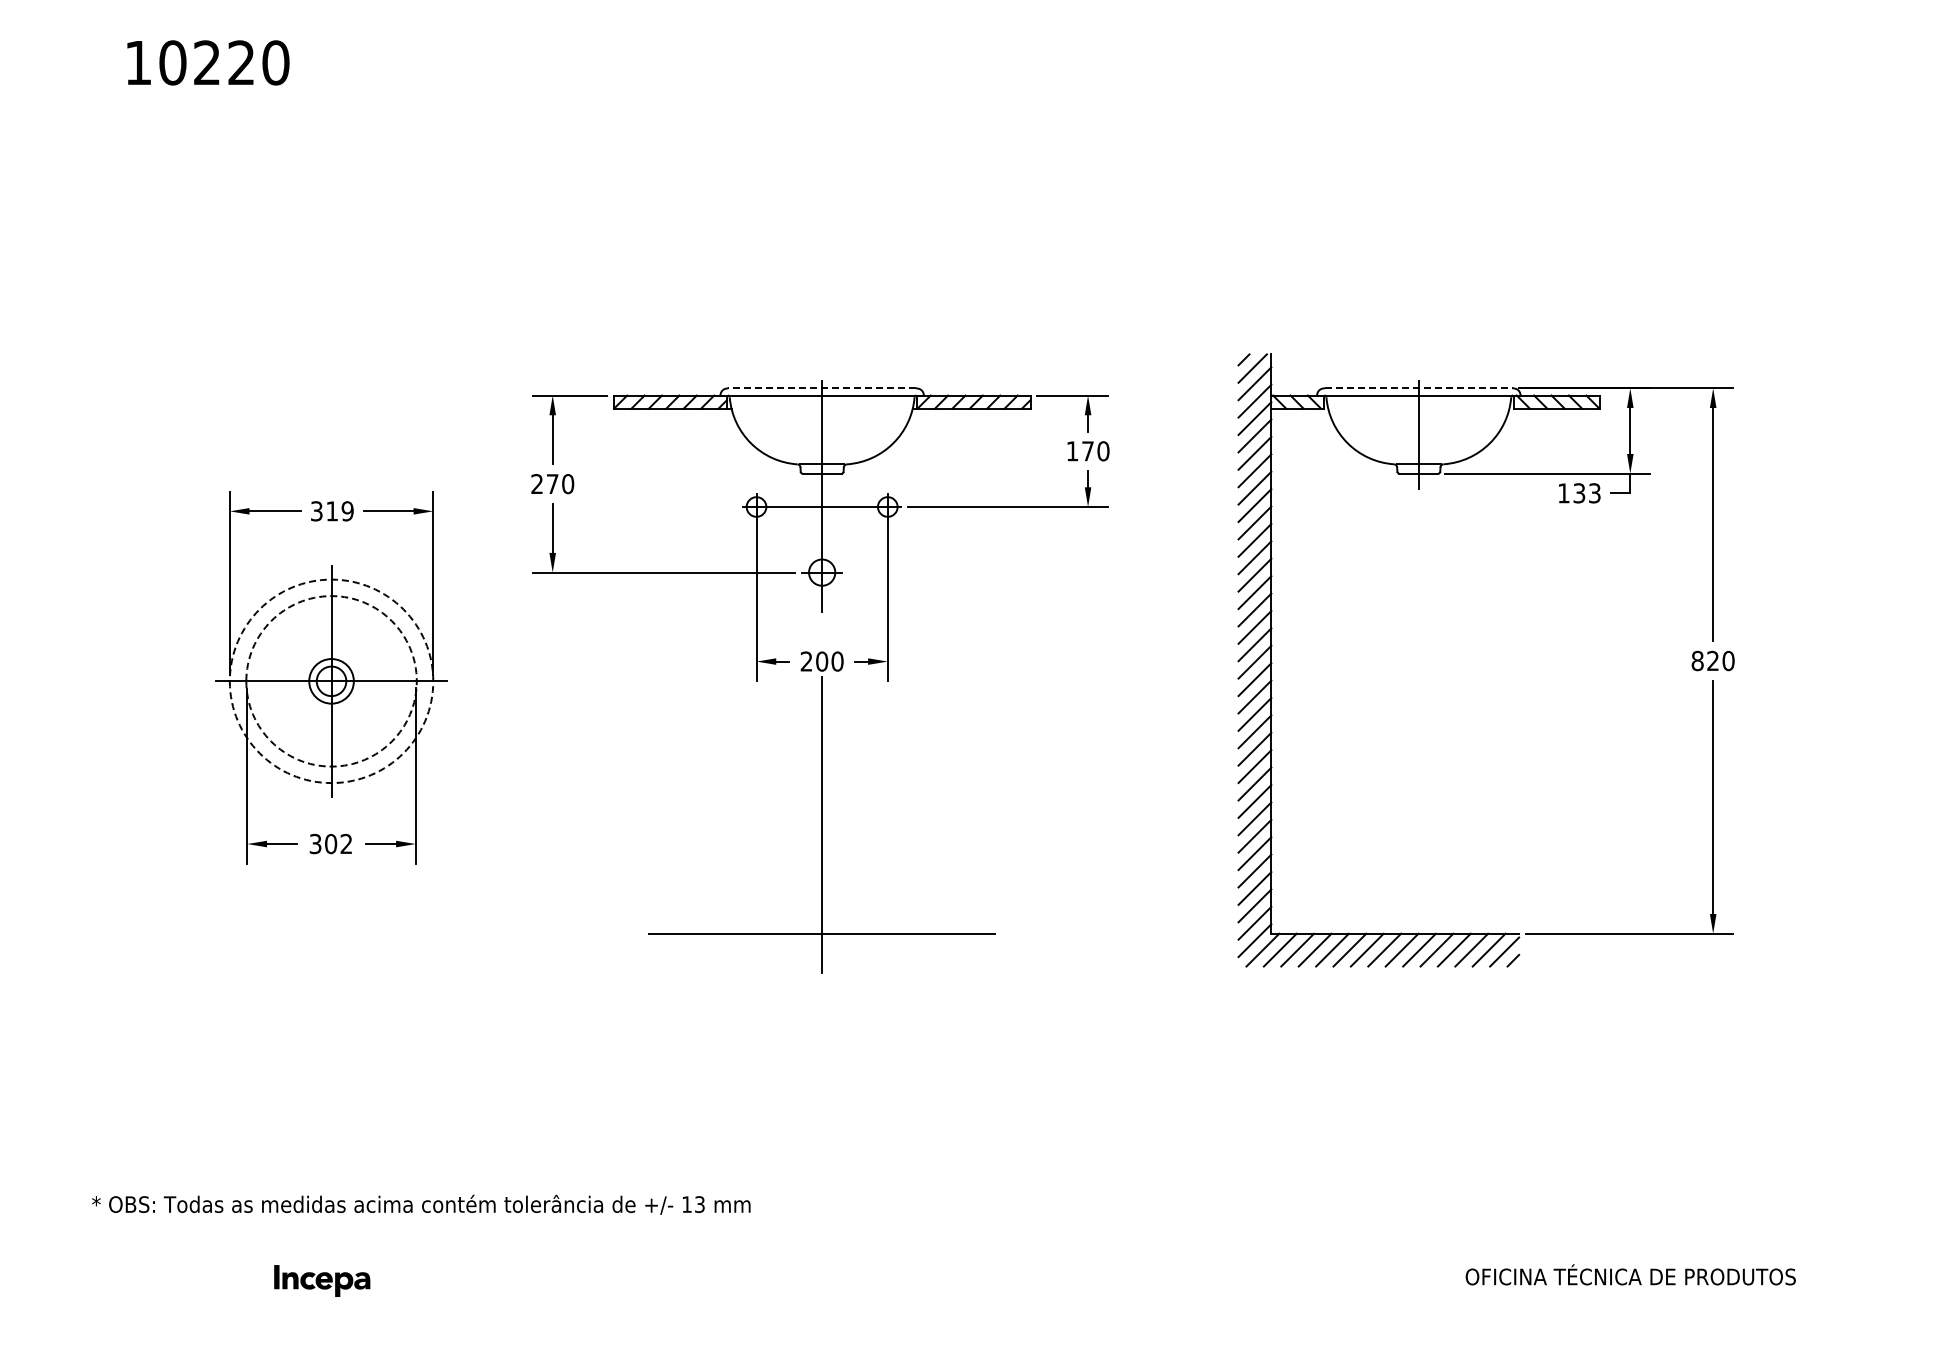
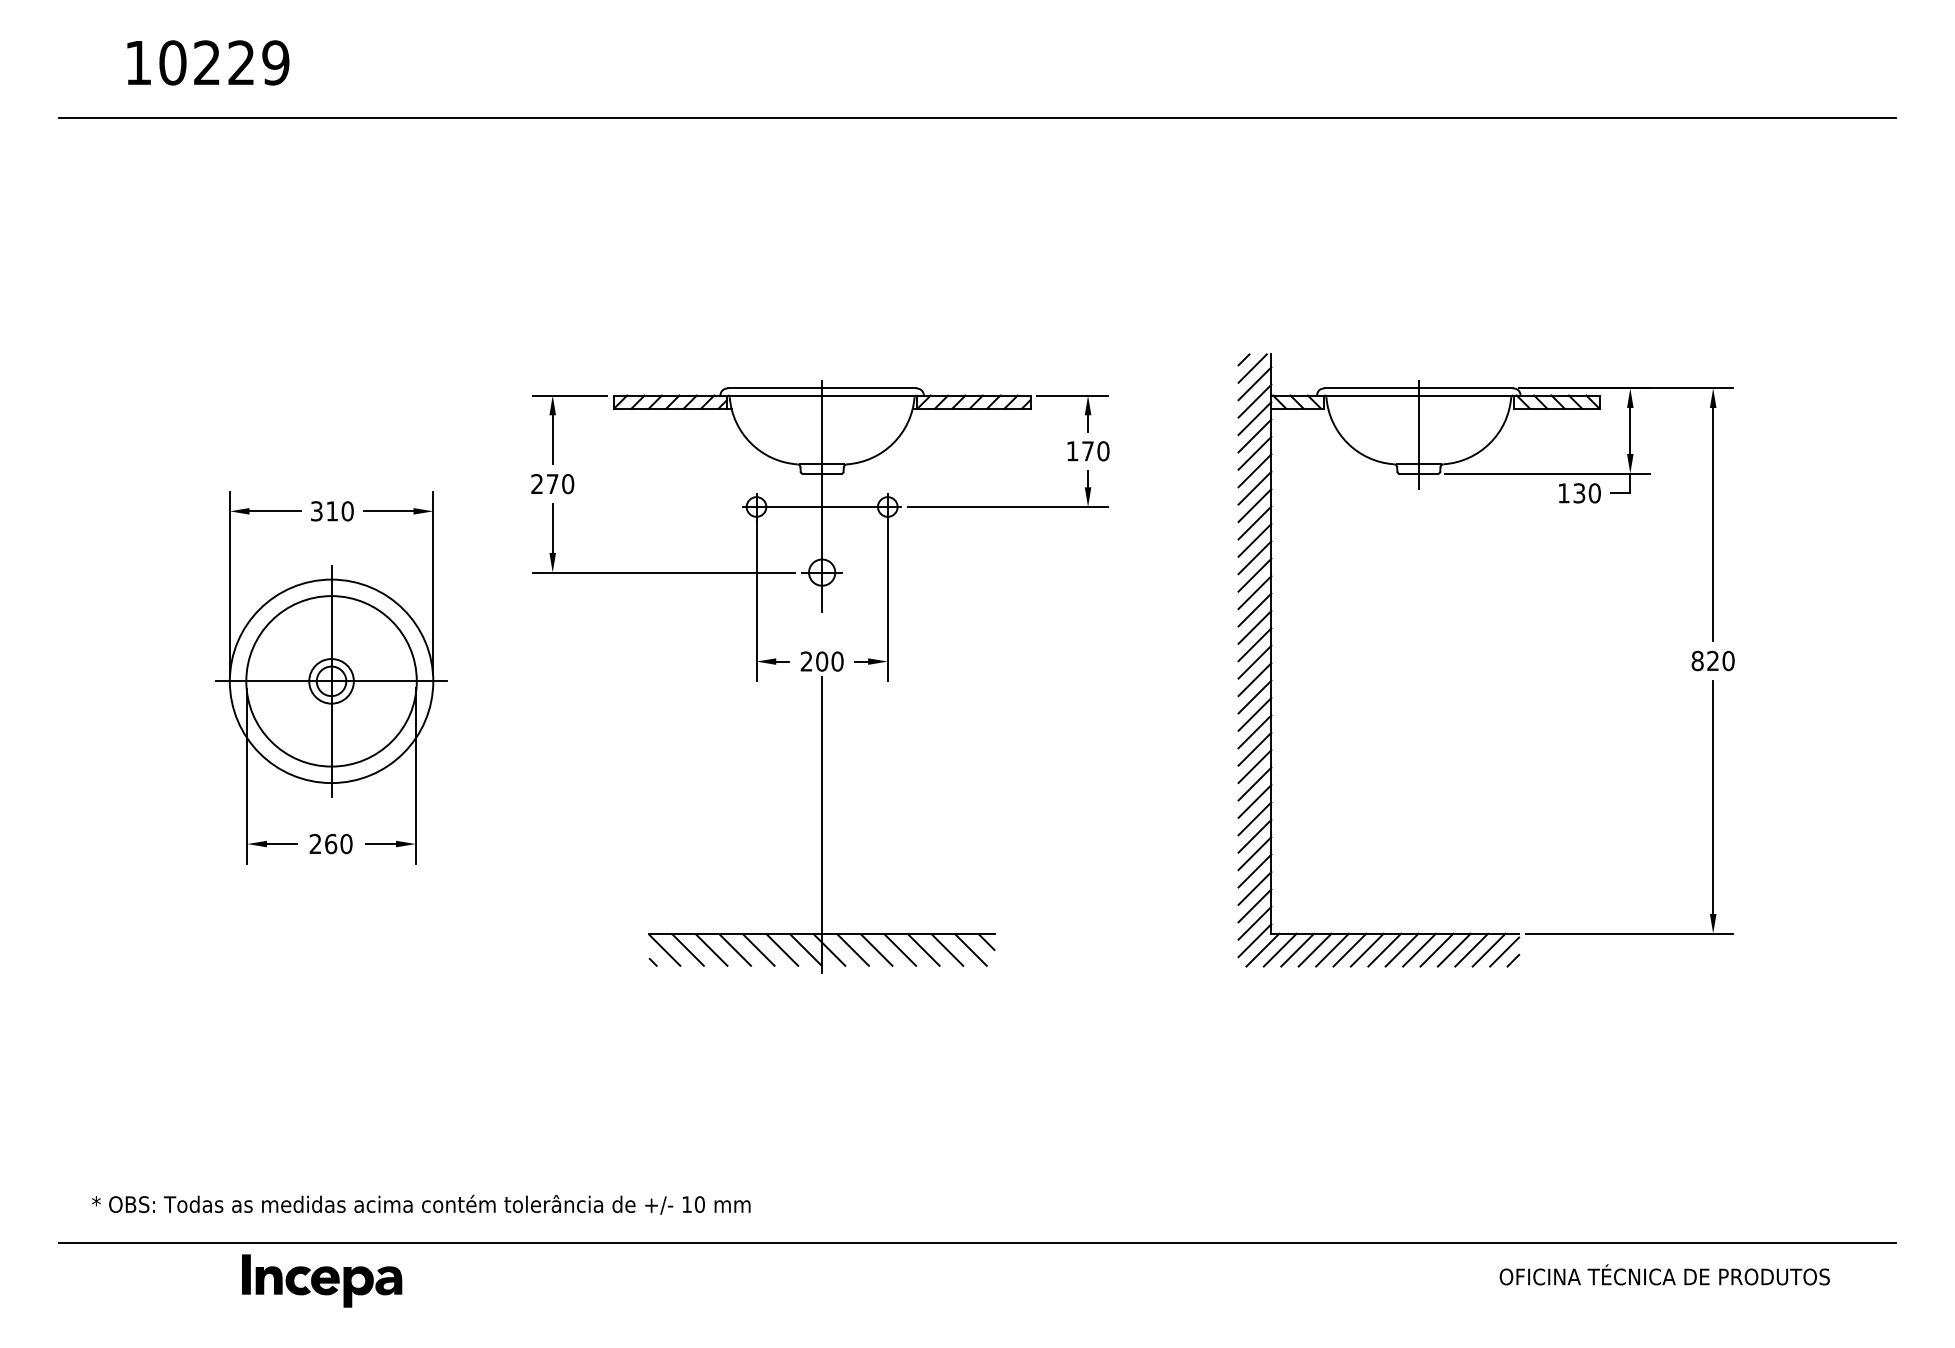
text: 10220 -> 10229 (275, 62)
line: none -> present (977, 118)
line: dashed -> solid (822, 388)
line: dashed -> solid (1418, 388)
text: 133 -> 130 (1594, 493)
text: 319 -> 310 (347, 511)
circle: dashed -> solid (331, 681)
circle: dashed -> solid (331, 681)
text: 302 -> 260 (330, 843)
hatch: none -> present (822, 949)
text: 13 -> 10 (699, 1204)
line: none -> present (977, 1242)
text position: (1630, 1274) -> (1664, 1274) (1664, 1274)
part size: 97x32 px -> 161x54 px (322, 1280)
